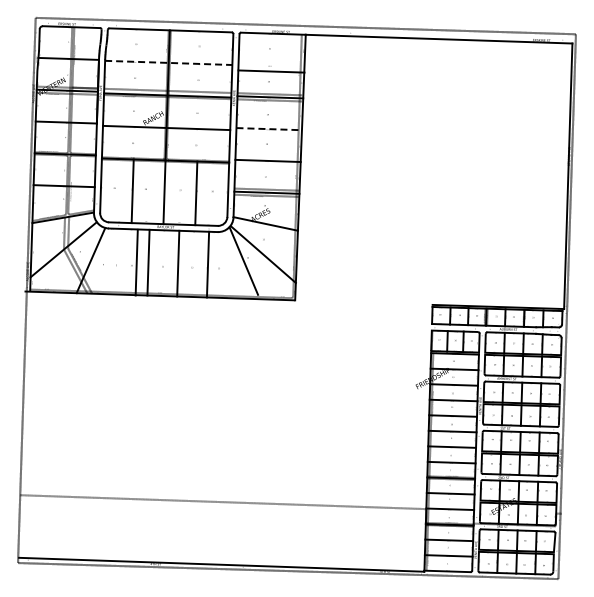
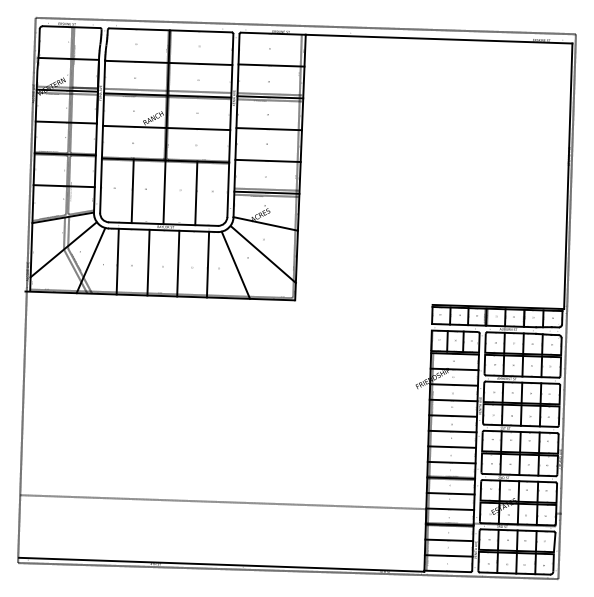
line: dashed -> solid (168, 62)
line position: (271, 71) -> (271, 65) (271, 65)
line: dashed -> solid (269, 129)
line position: (243, 260) -> (235, 264) (235, 264)
line position: (136, 262) -> (117, 261) (117, 261)
